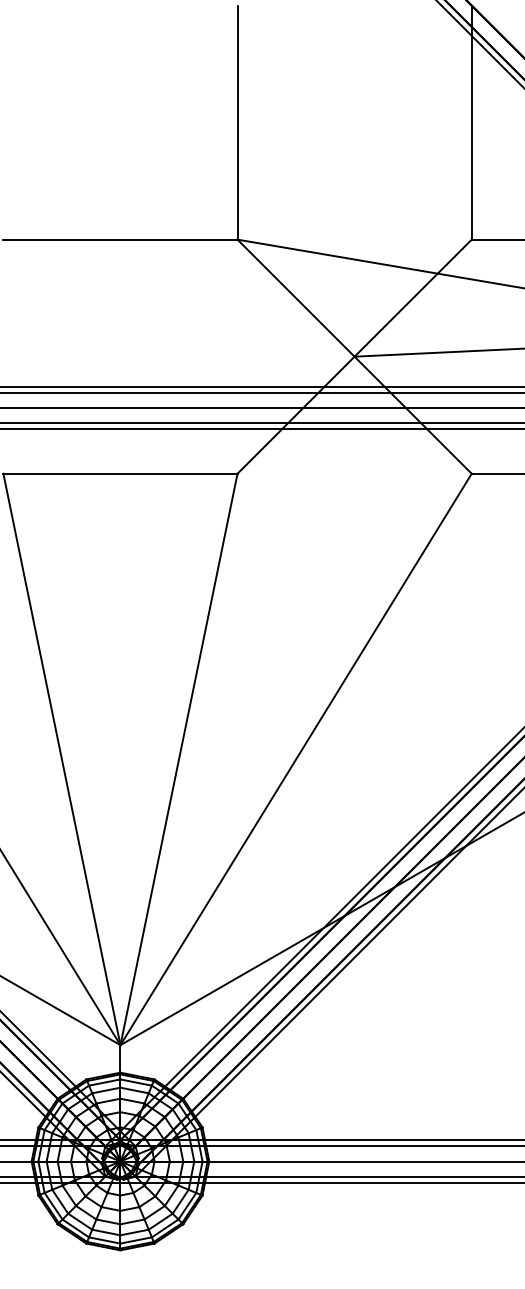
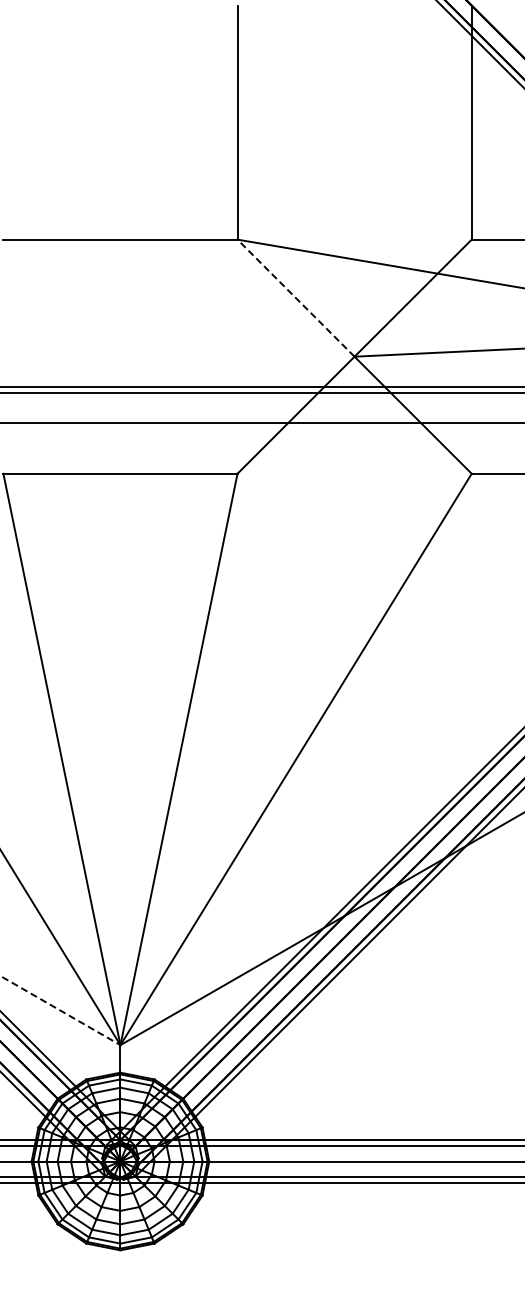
line: solid -> dashed (296, 298)
line: present -> none (261, 407)
line: present -> none (261, 429)
line: solid -> dashed (60, 1010)
